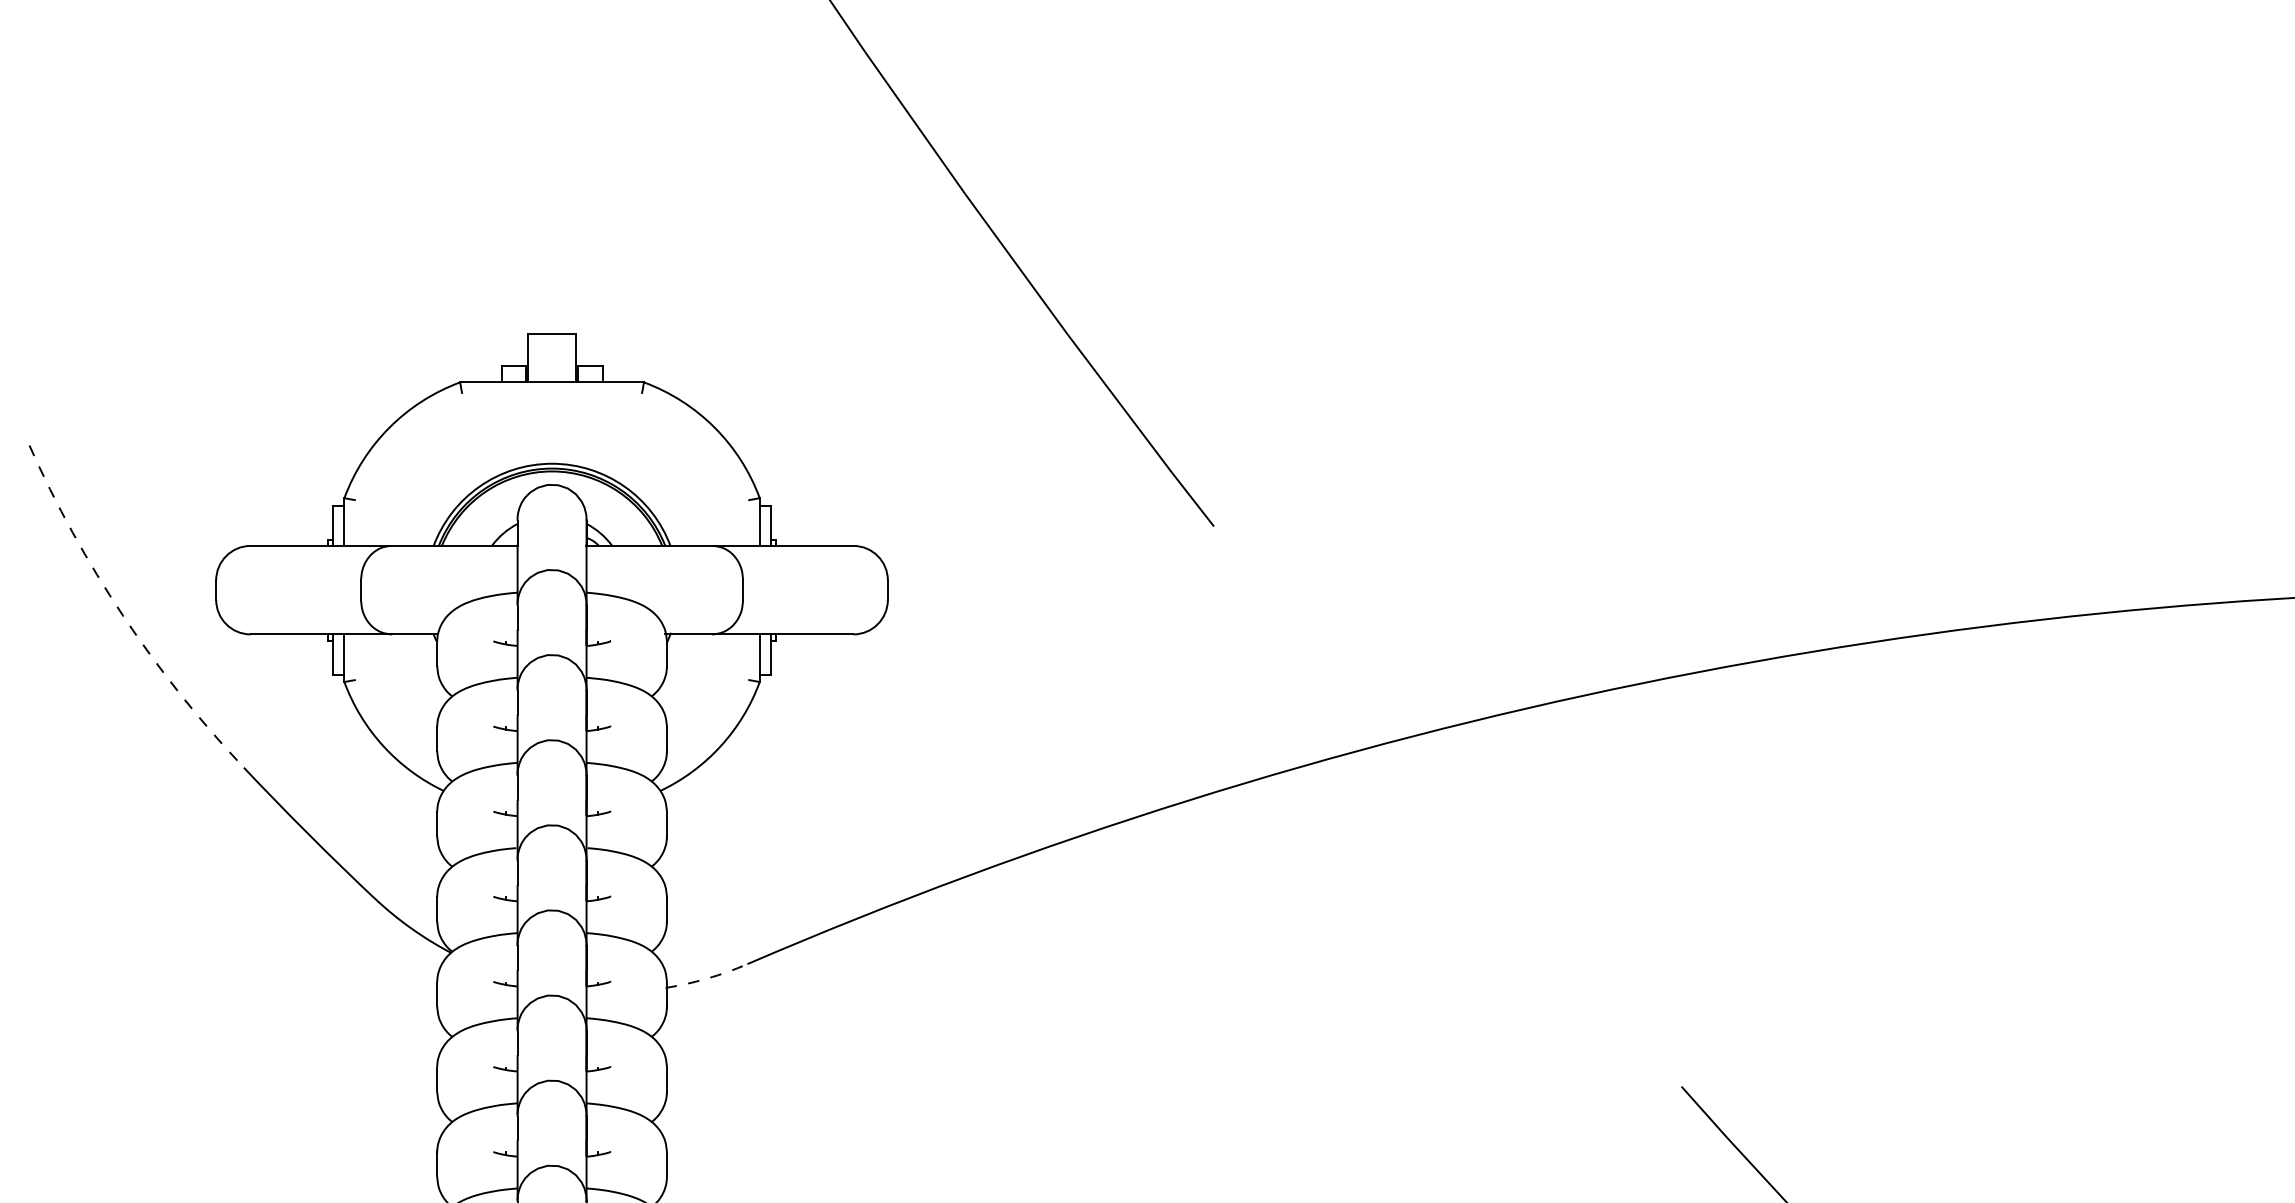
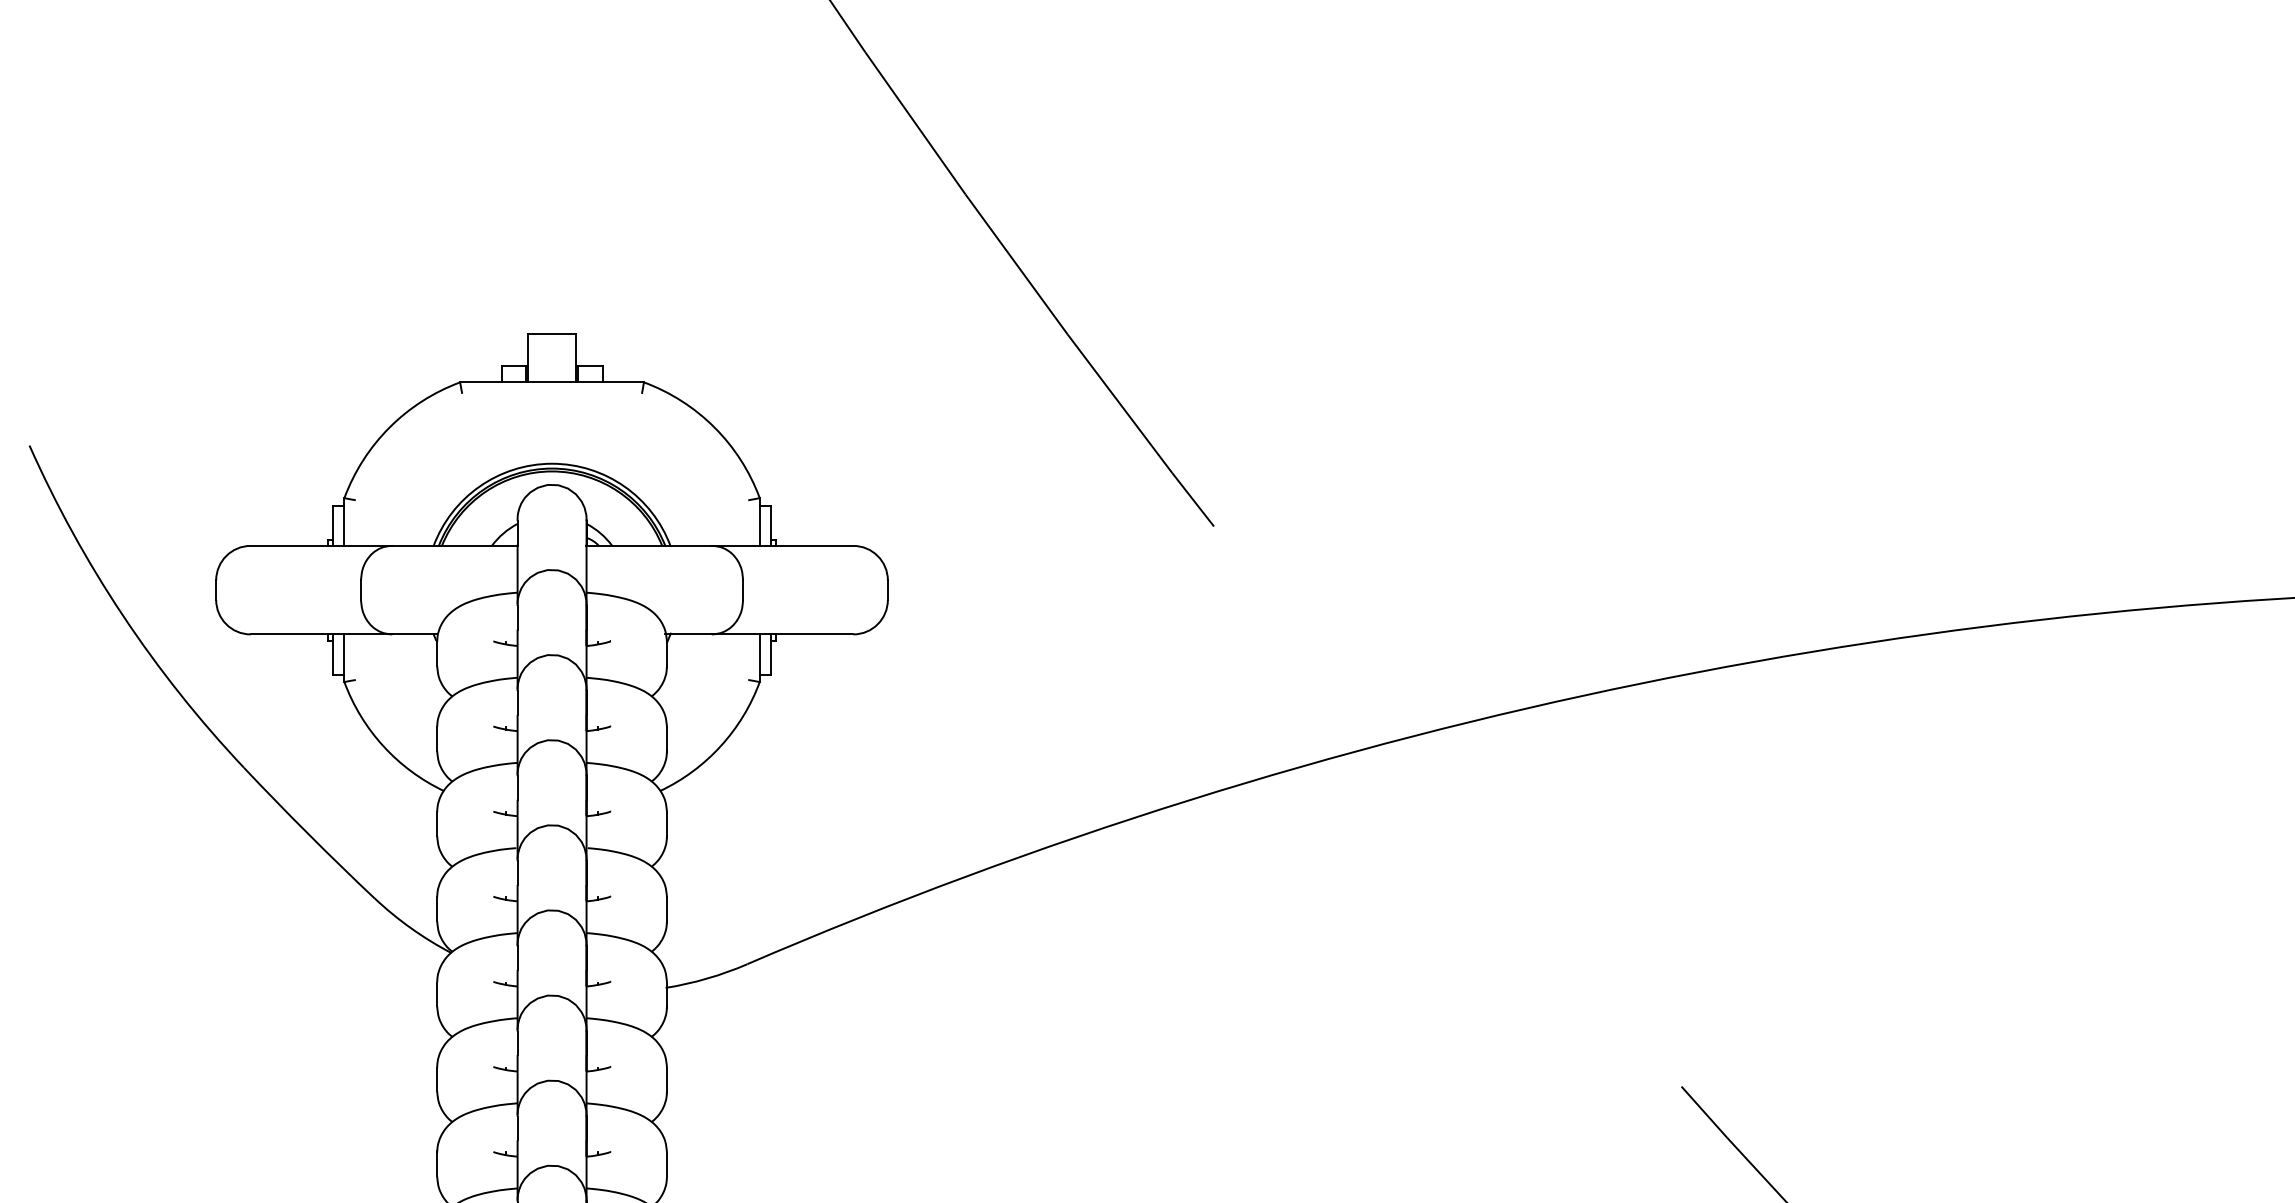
arc: dashed -> solid (123, 615)
arc: dashed -> solid (707, 978)
